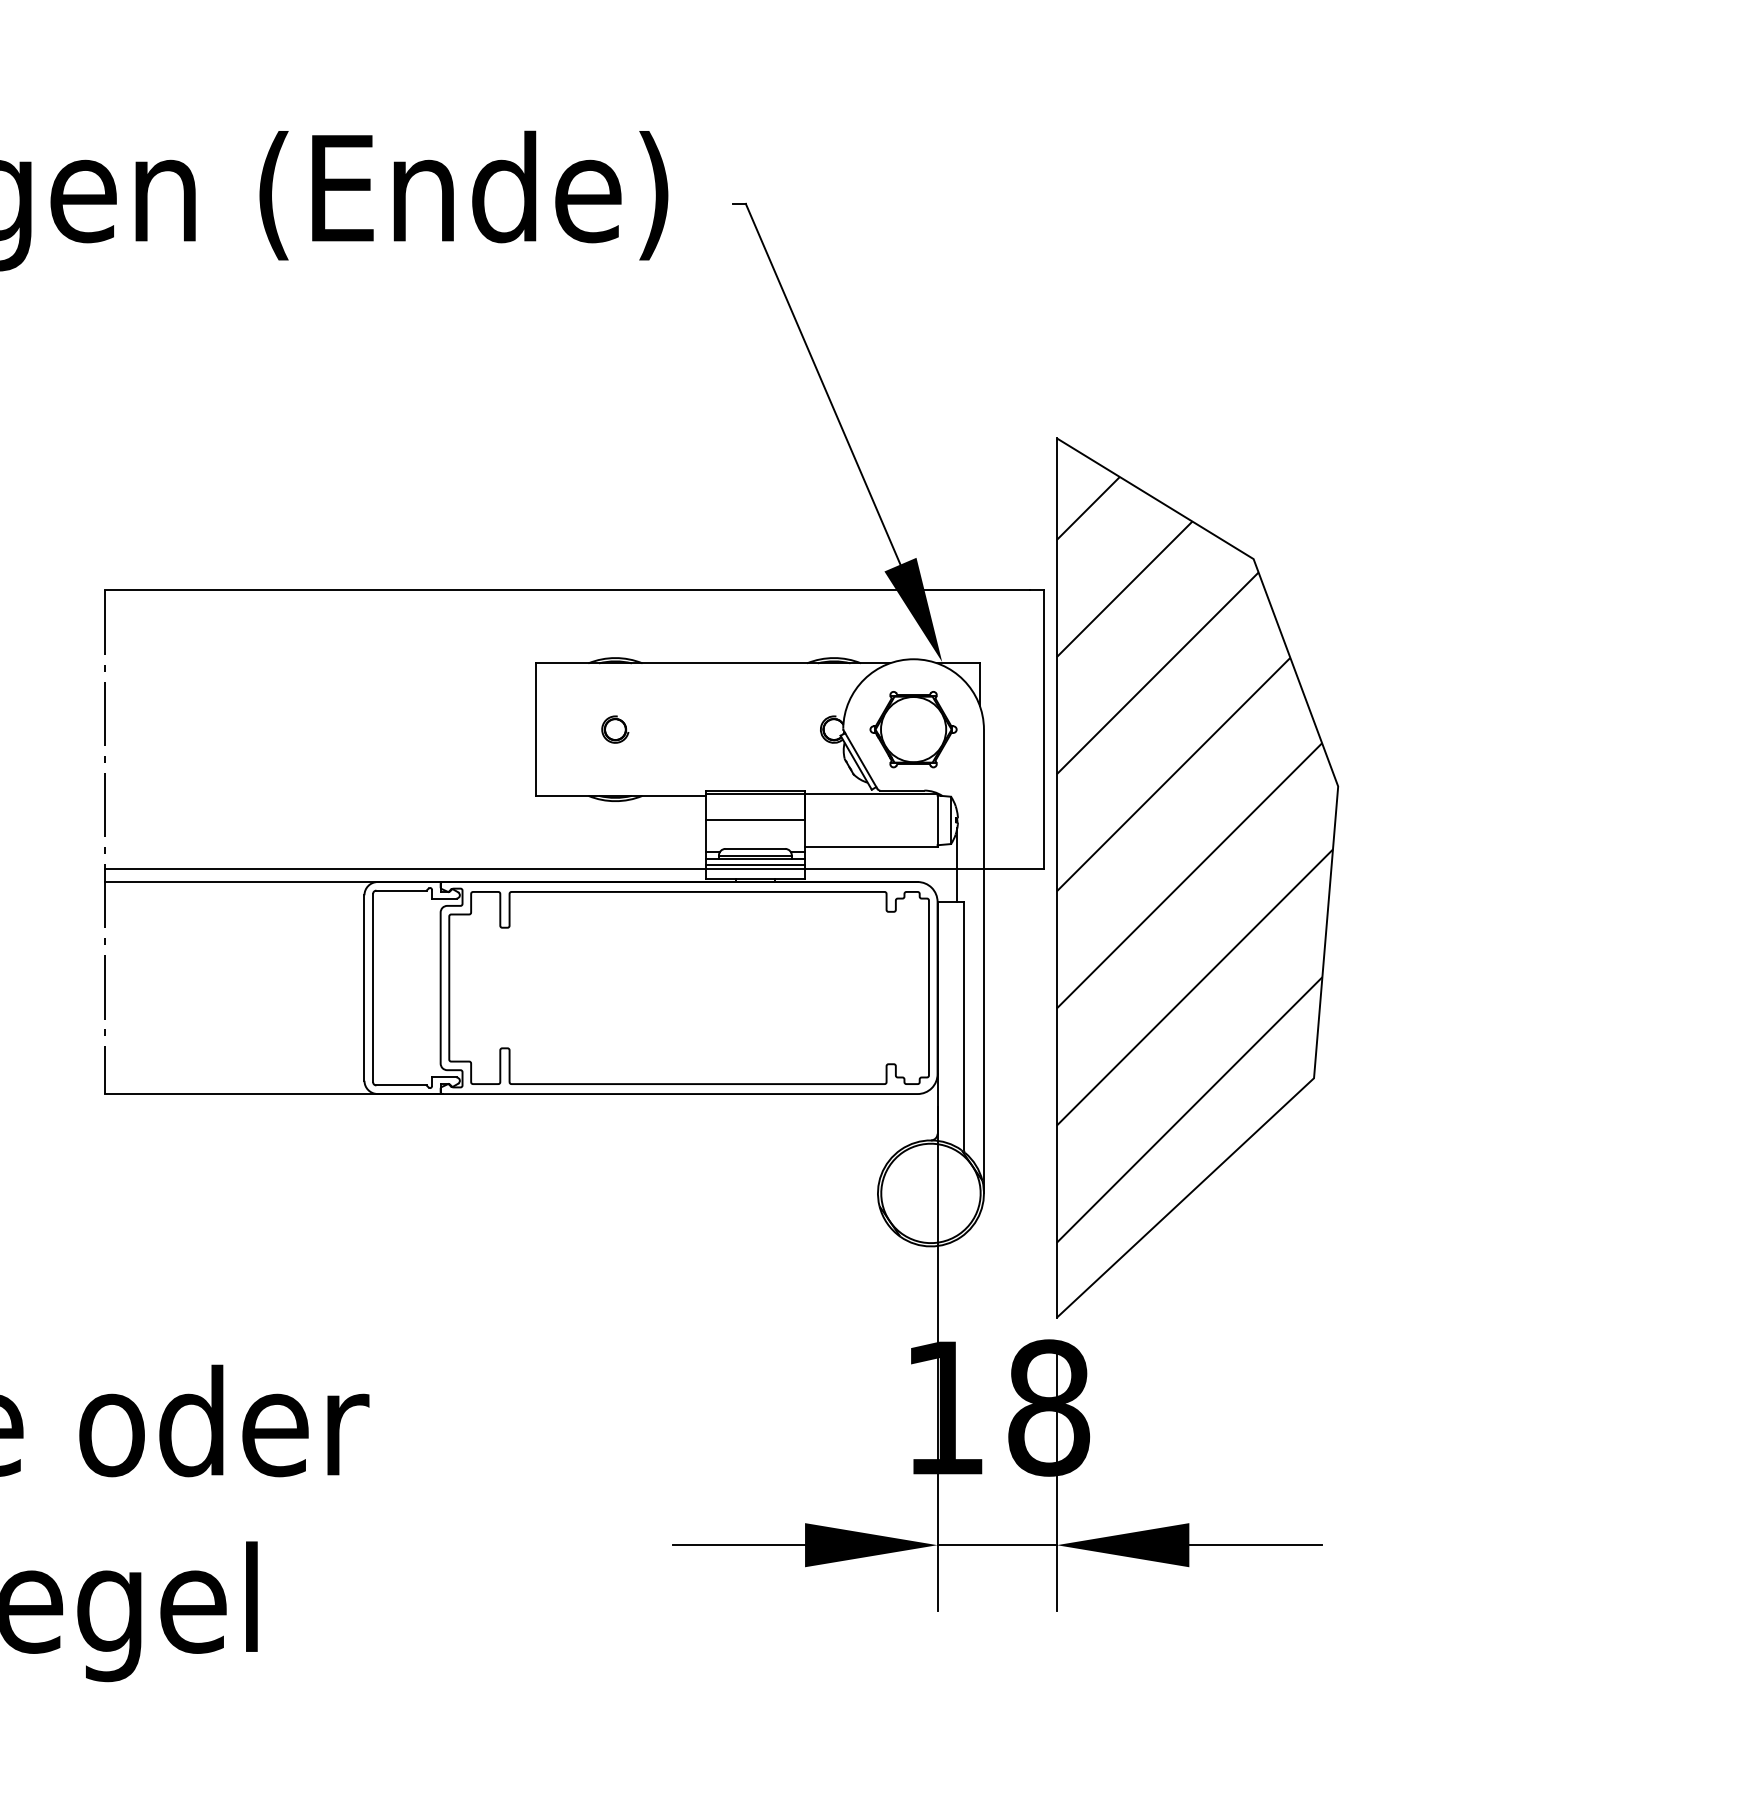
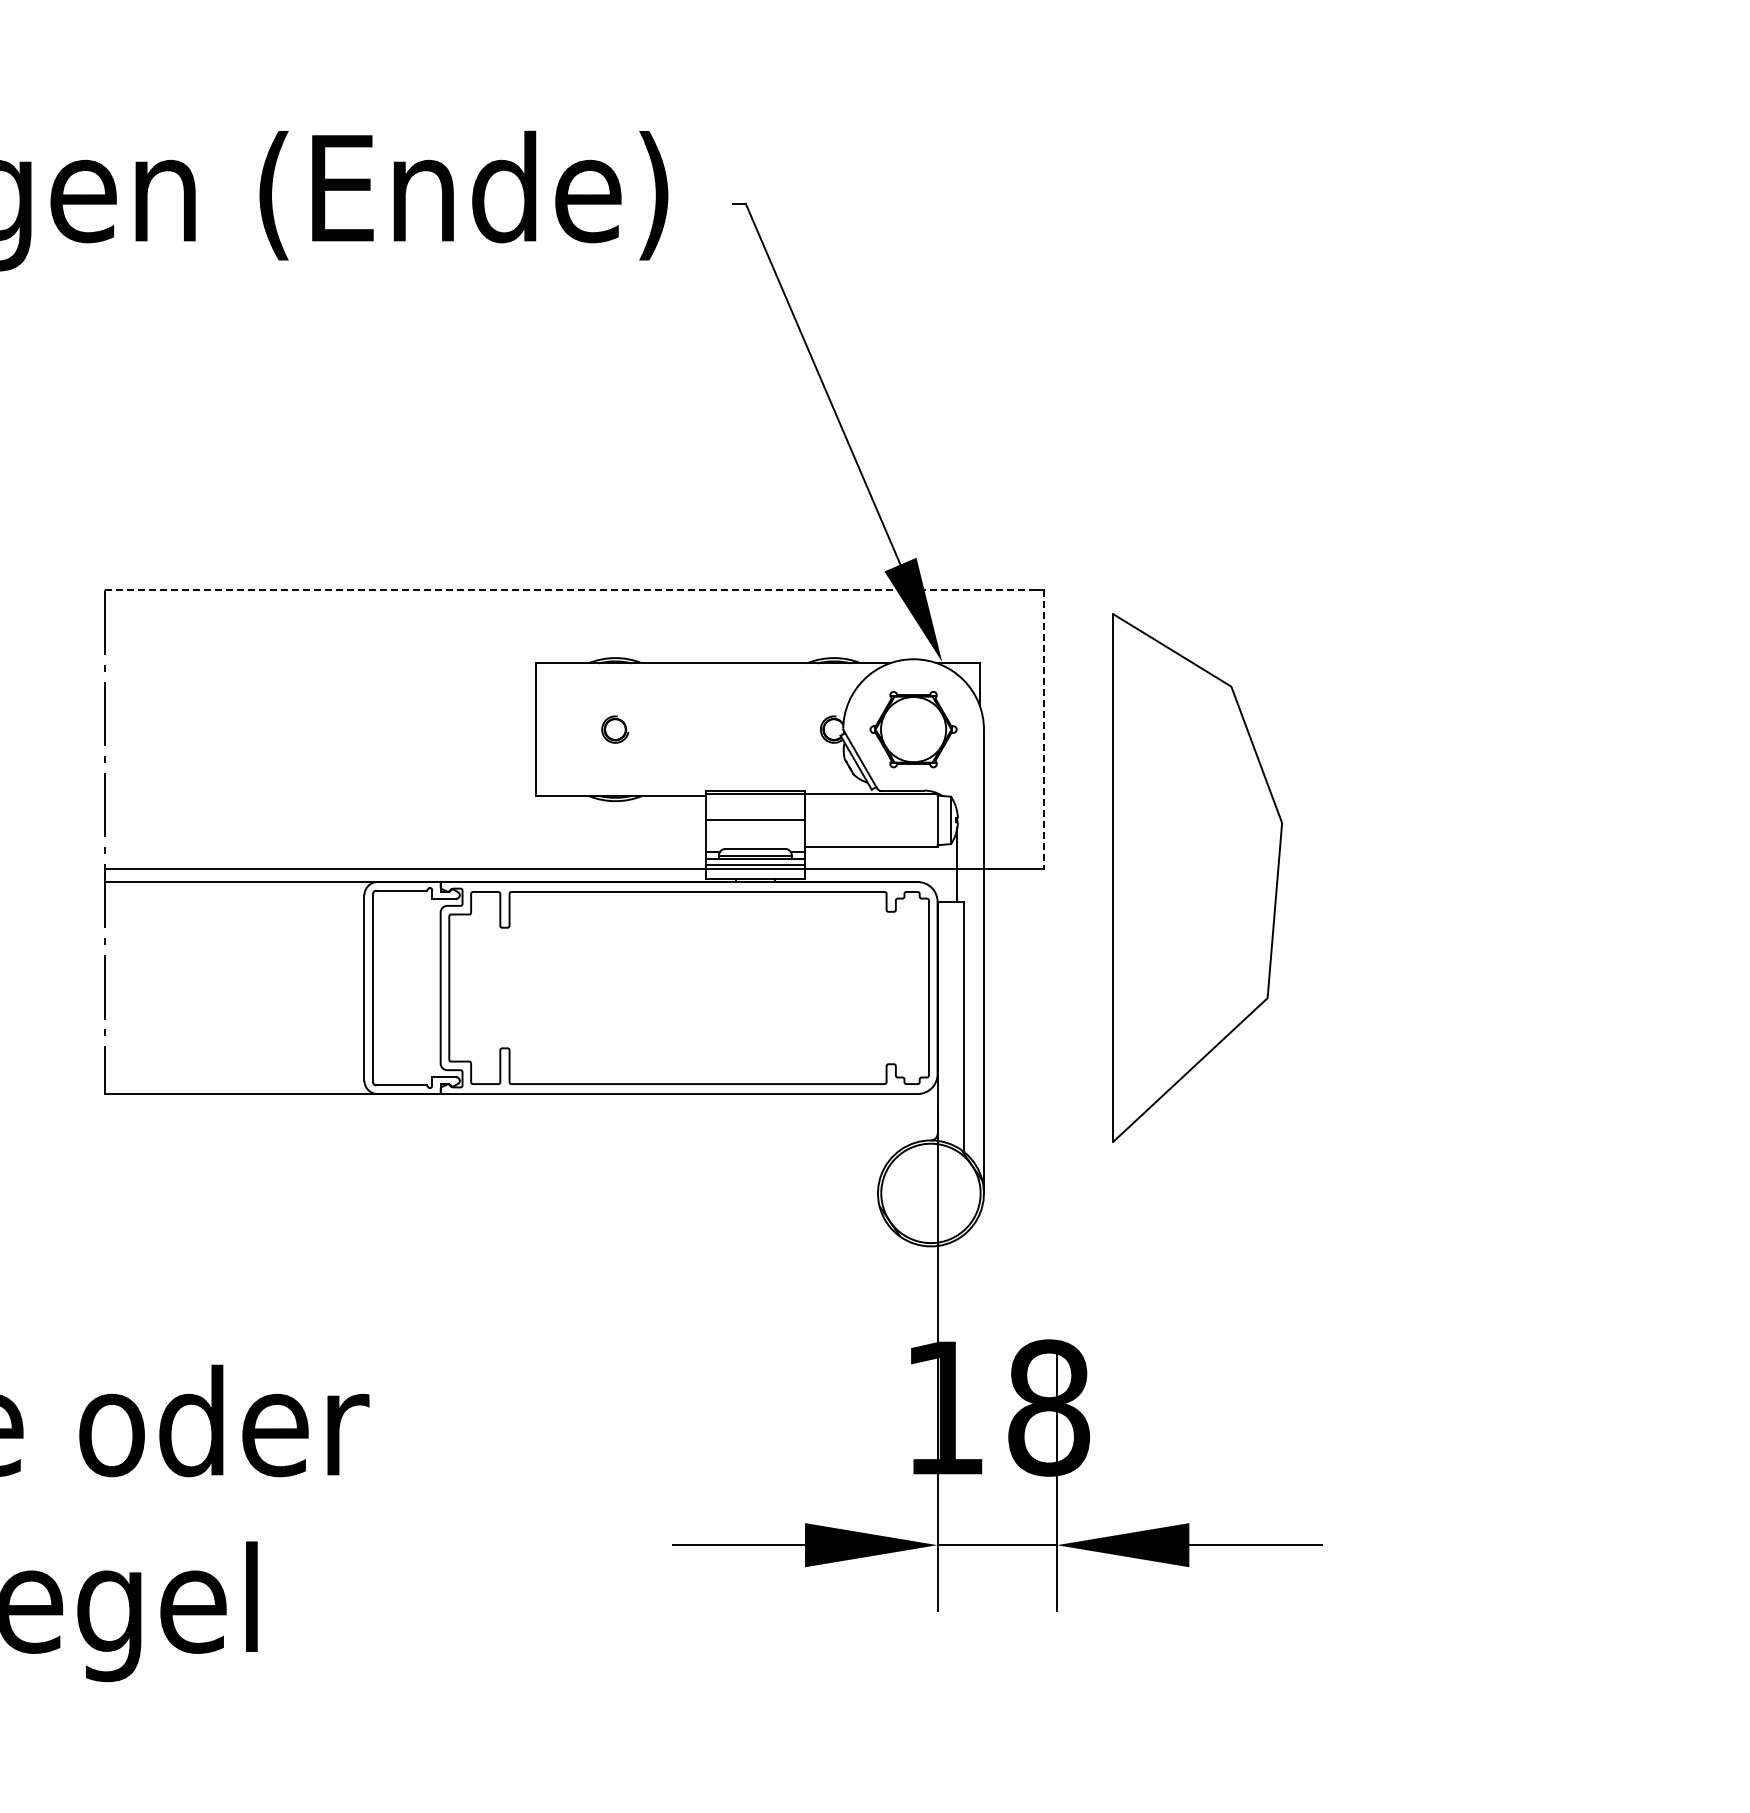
line: solid -> dashed (567, 590)
line: solid -> dashed (1043, 730)
part size: 284x882 px -> 171x530 px (1197, 877)
